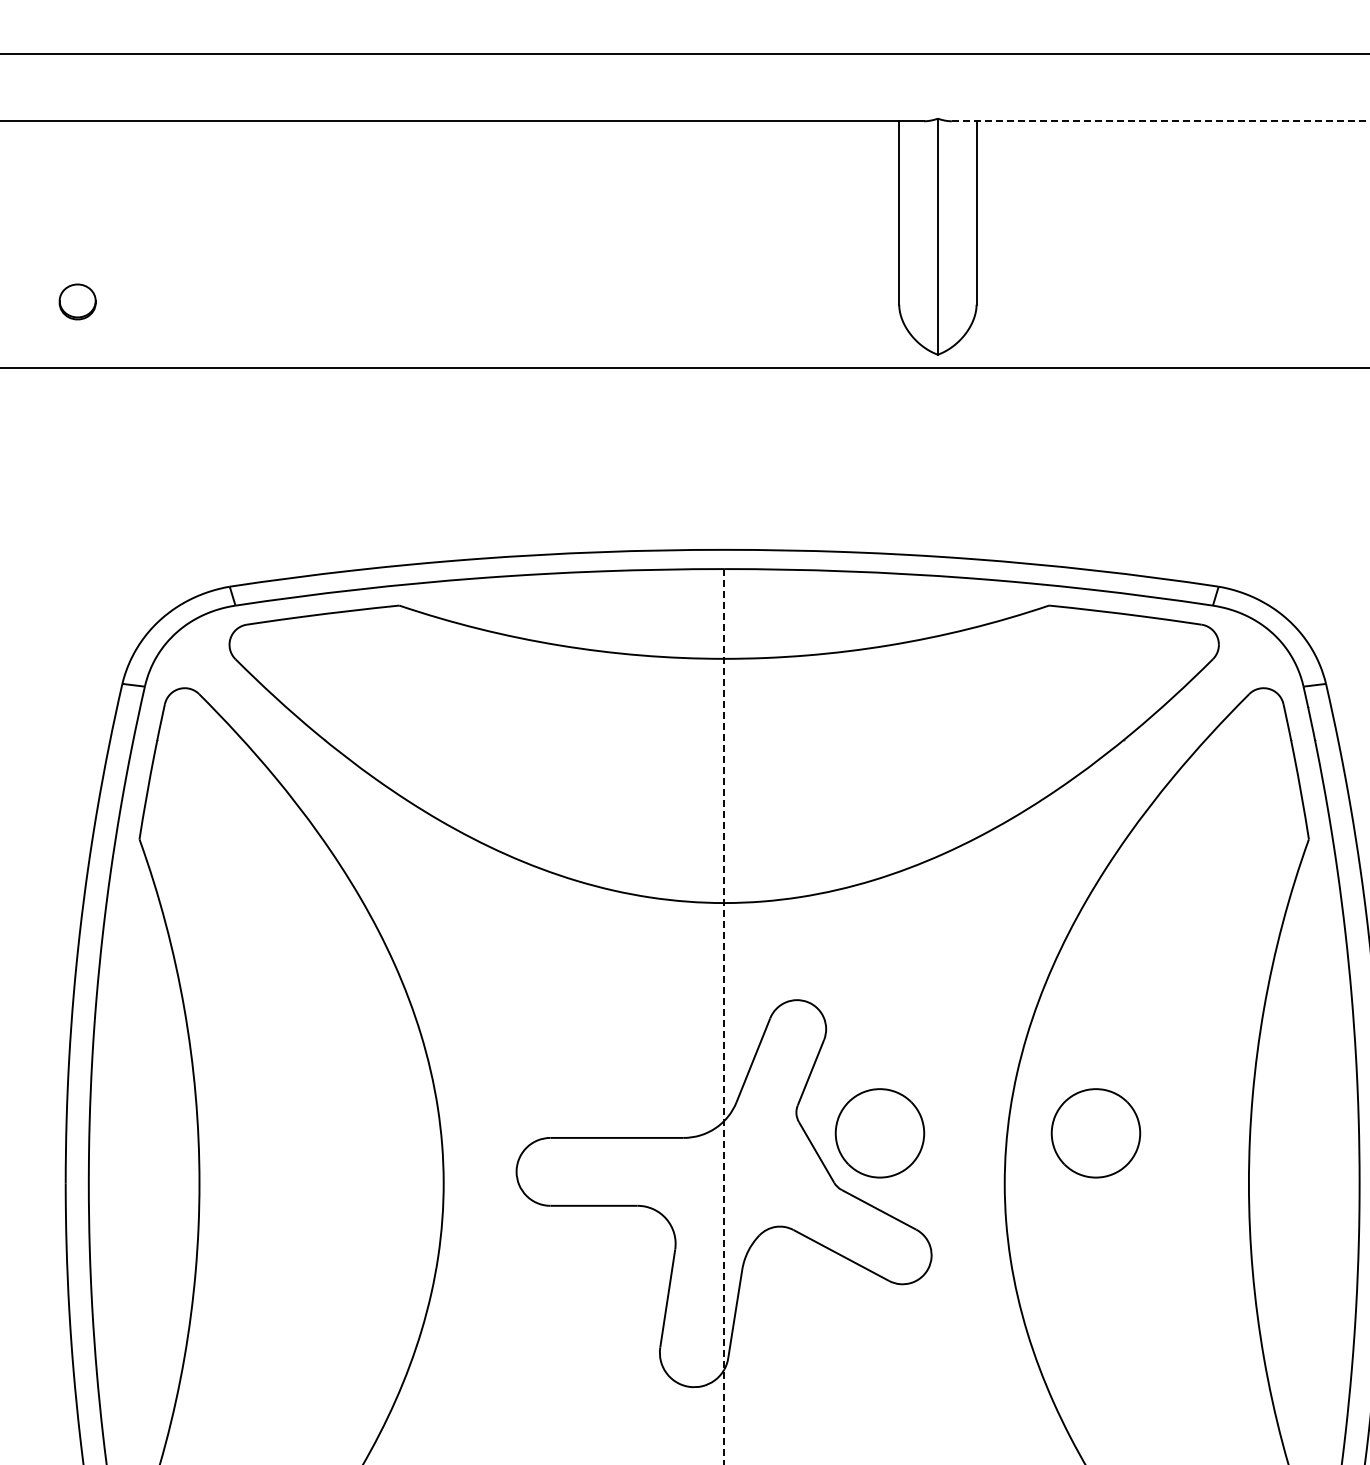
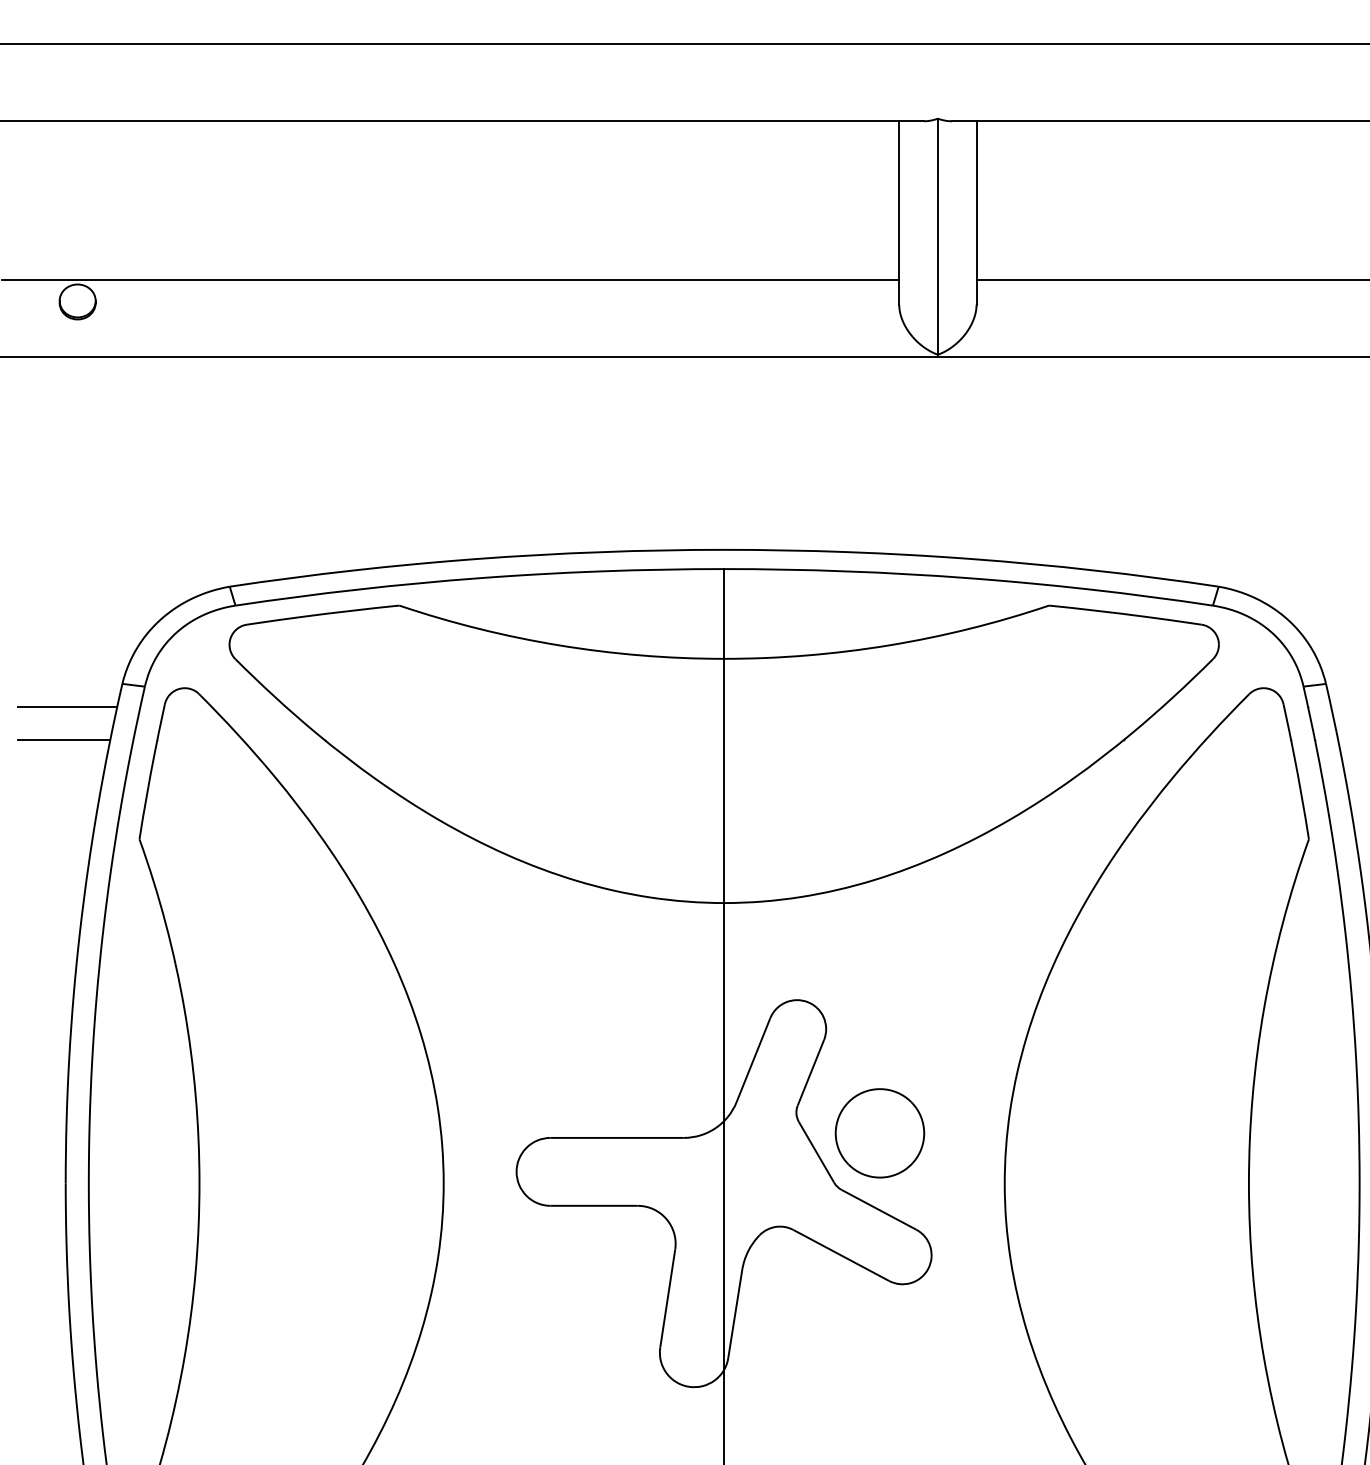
line position: (684, 53) -> (684, 43) (684, 43)
line: dashed -> solid (1160, 121)
line: none -> present (450, 280)
line: none -> present (1171, 280)
line position: (684, 368) -> (684, 357) (684, 357)
line: none -> present (67, 707)
line: none -> present (63, 739)
line: dashed -> solid (724, 1017)
part: present -> none (1095, 1133)
